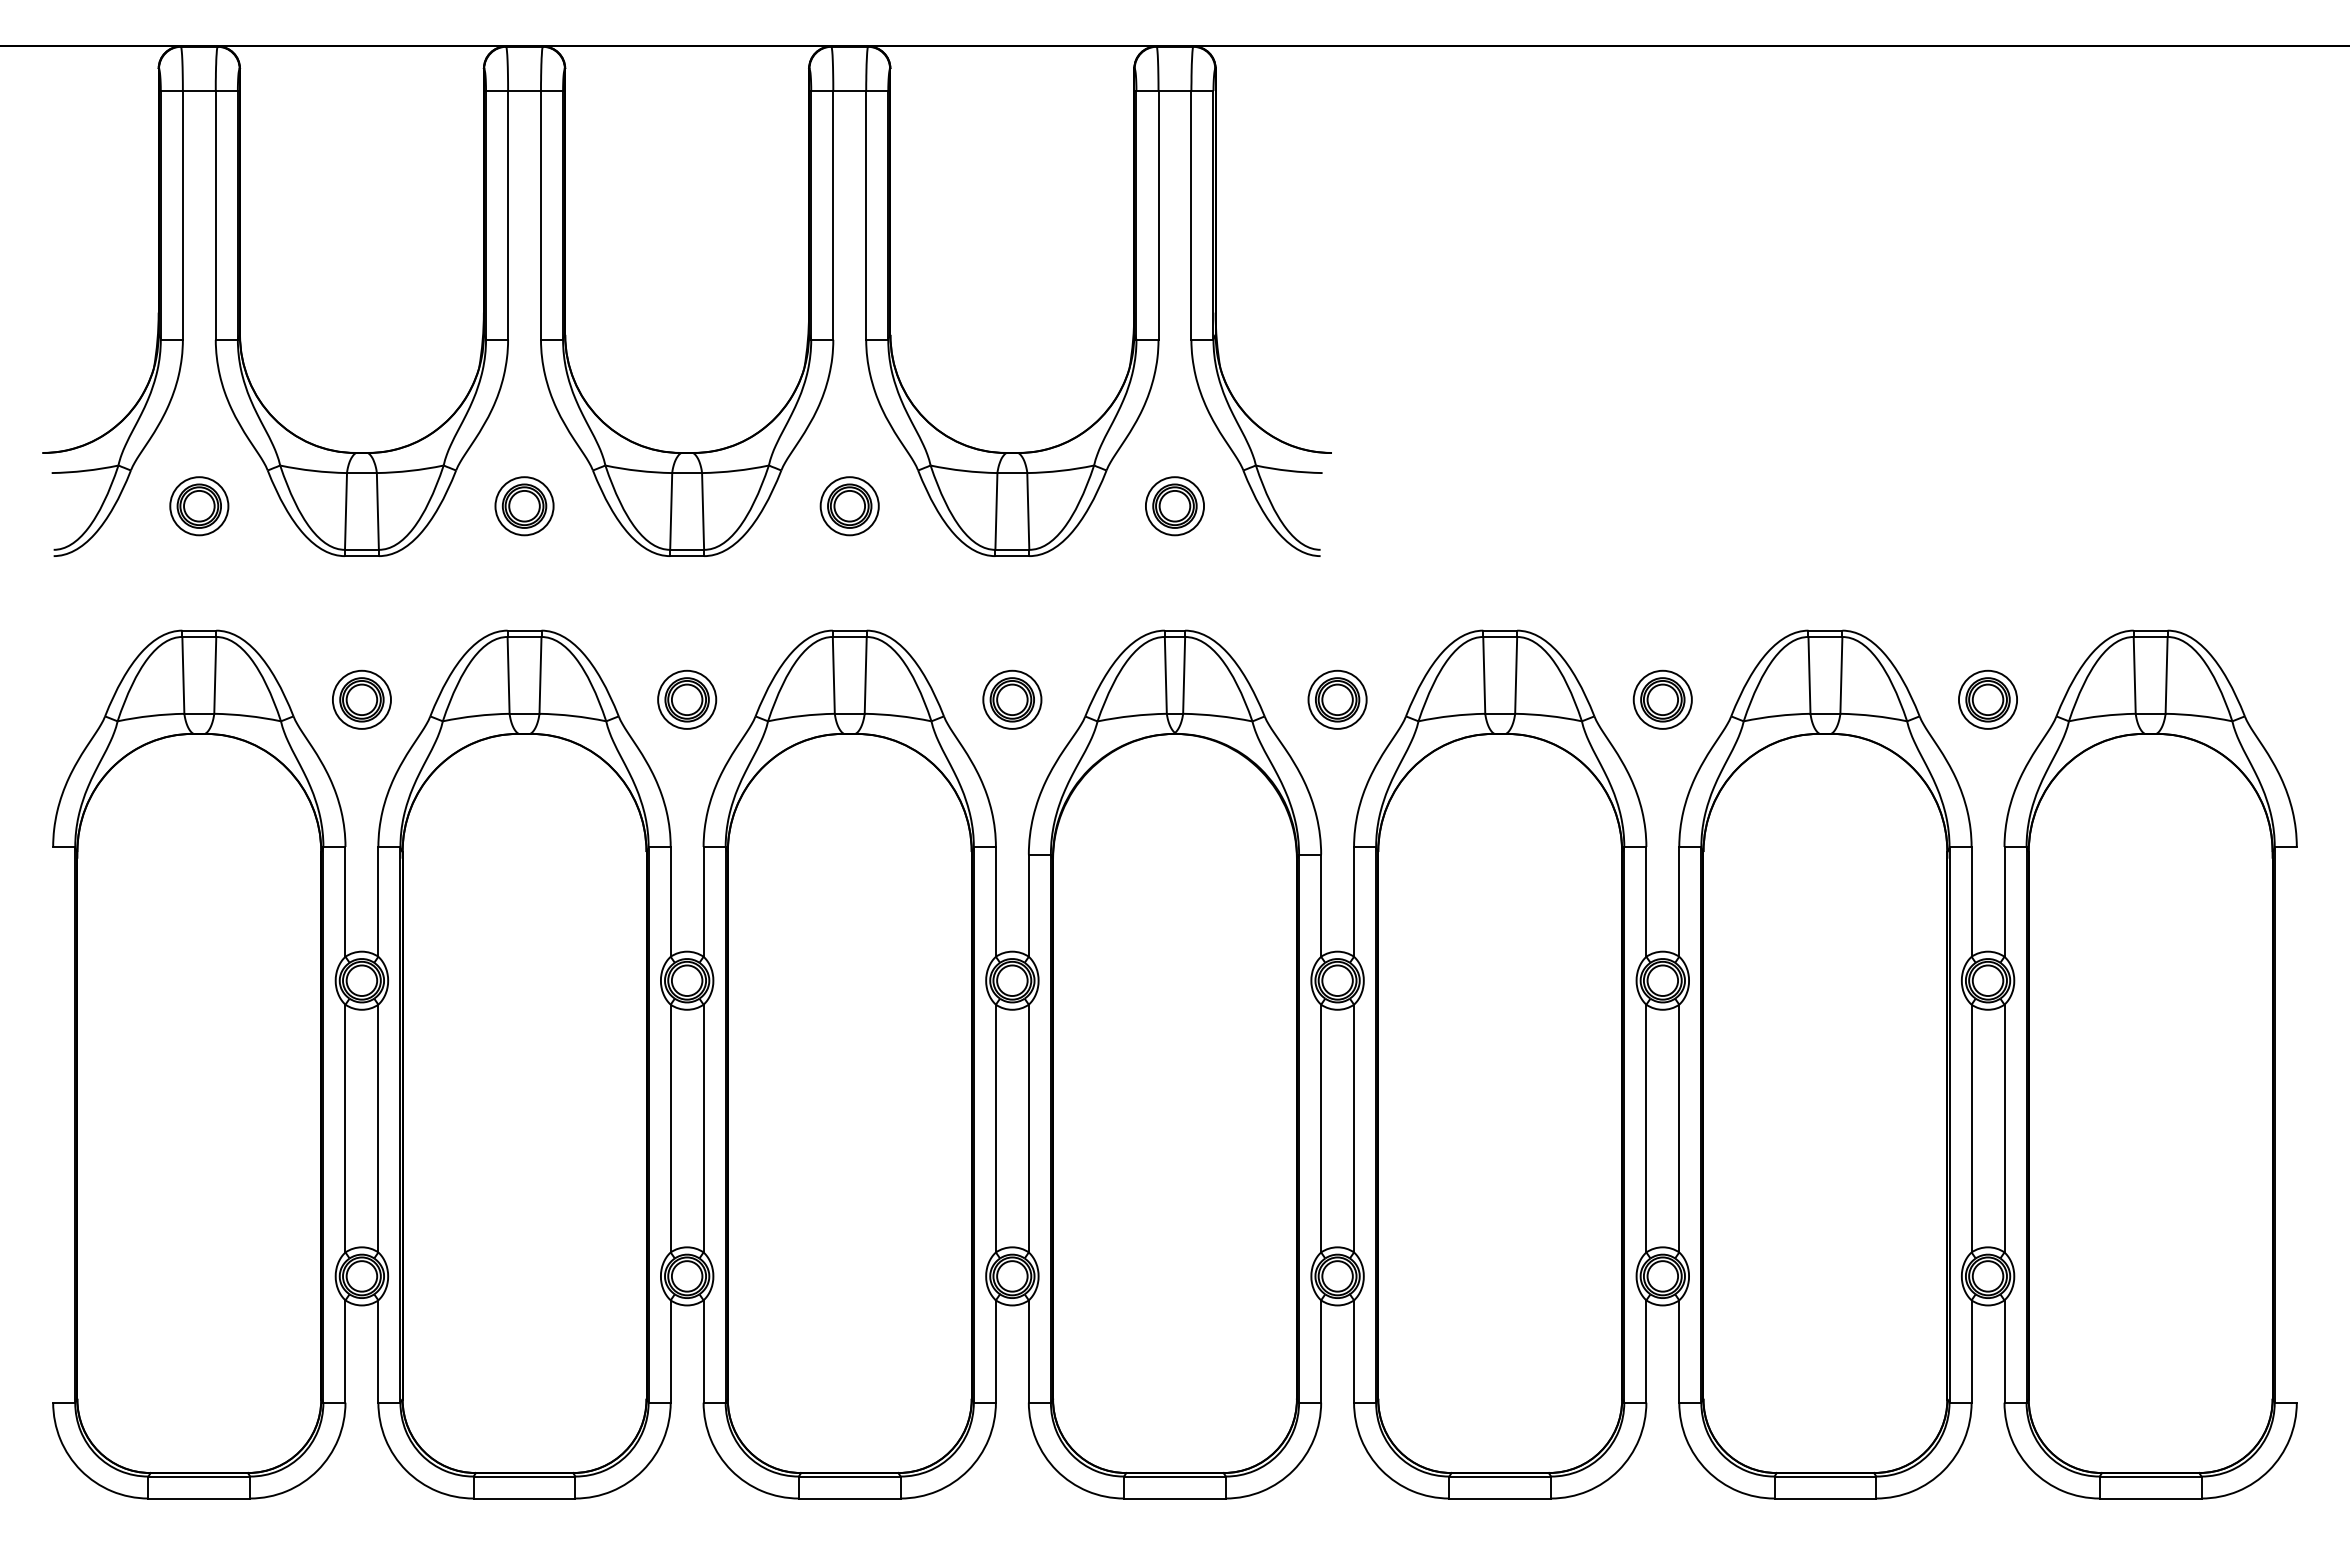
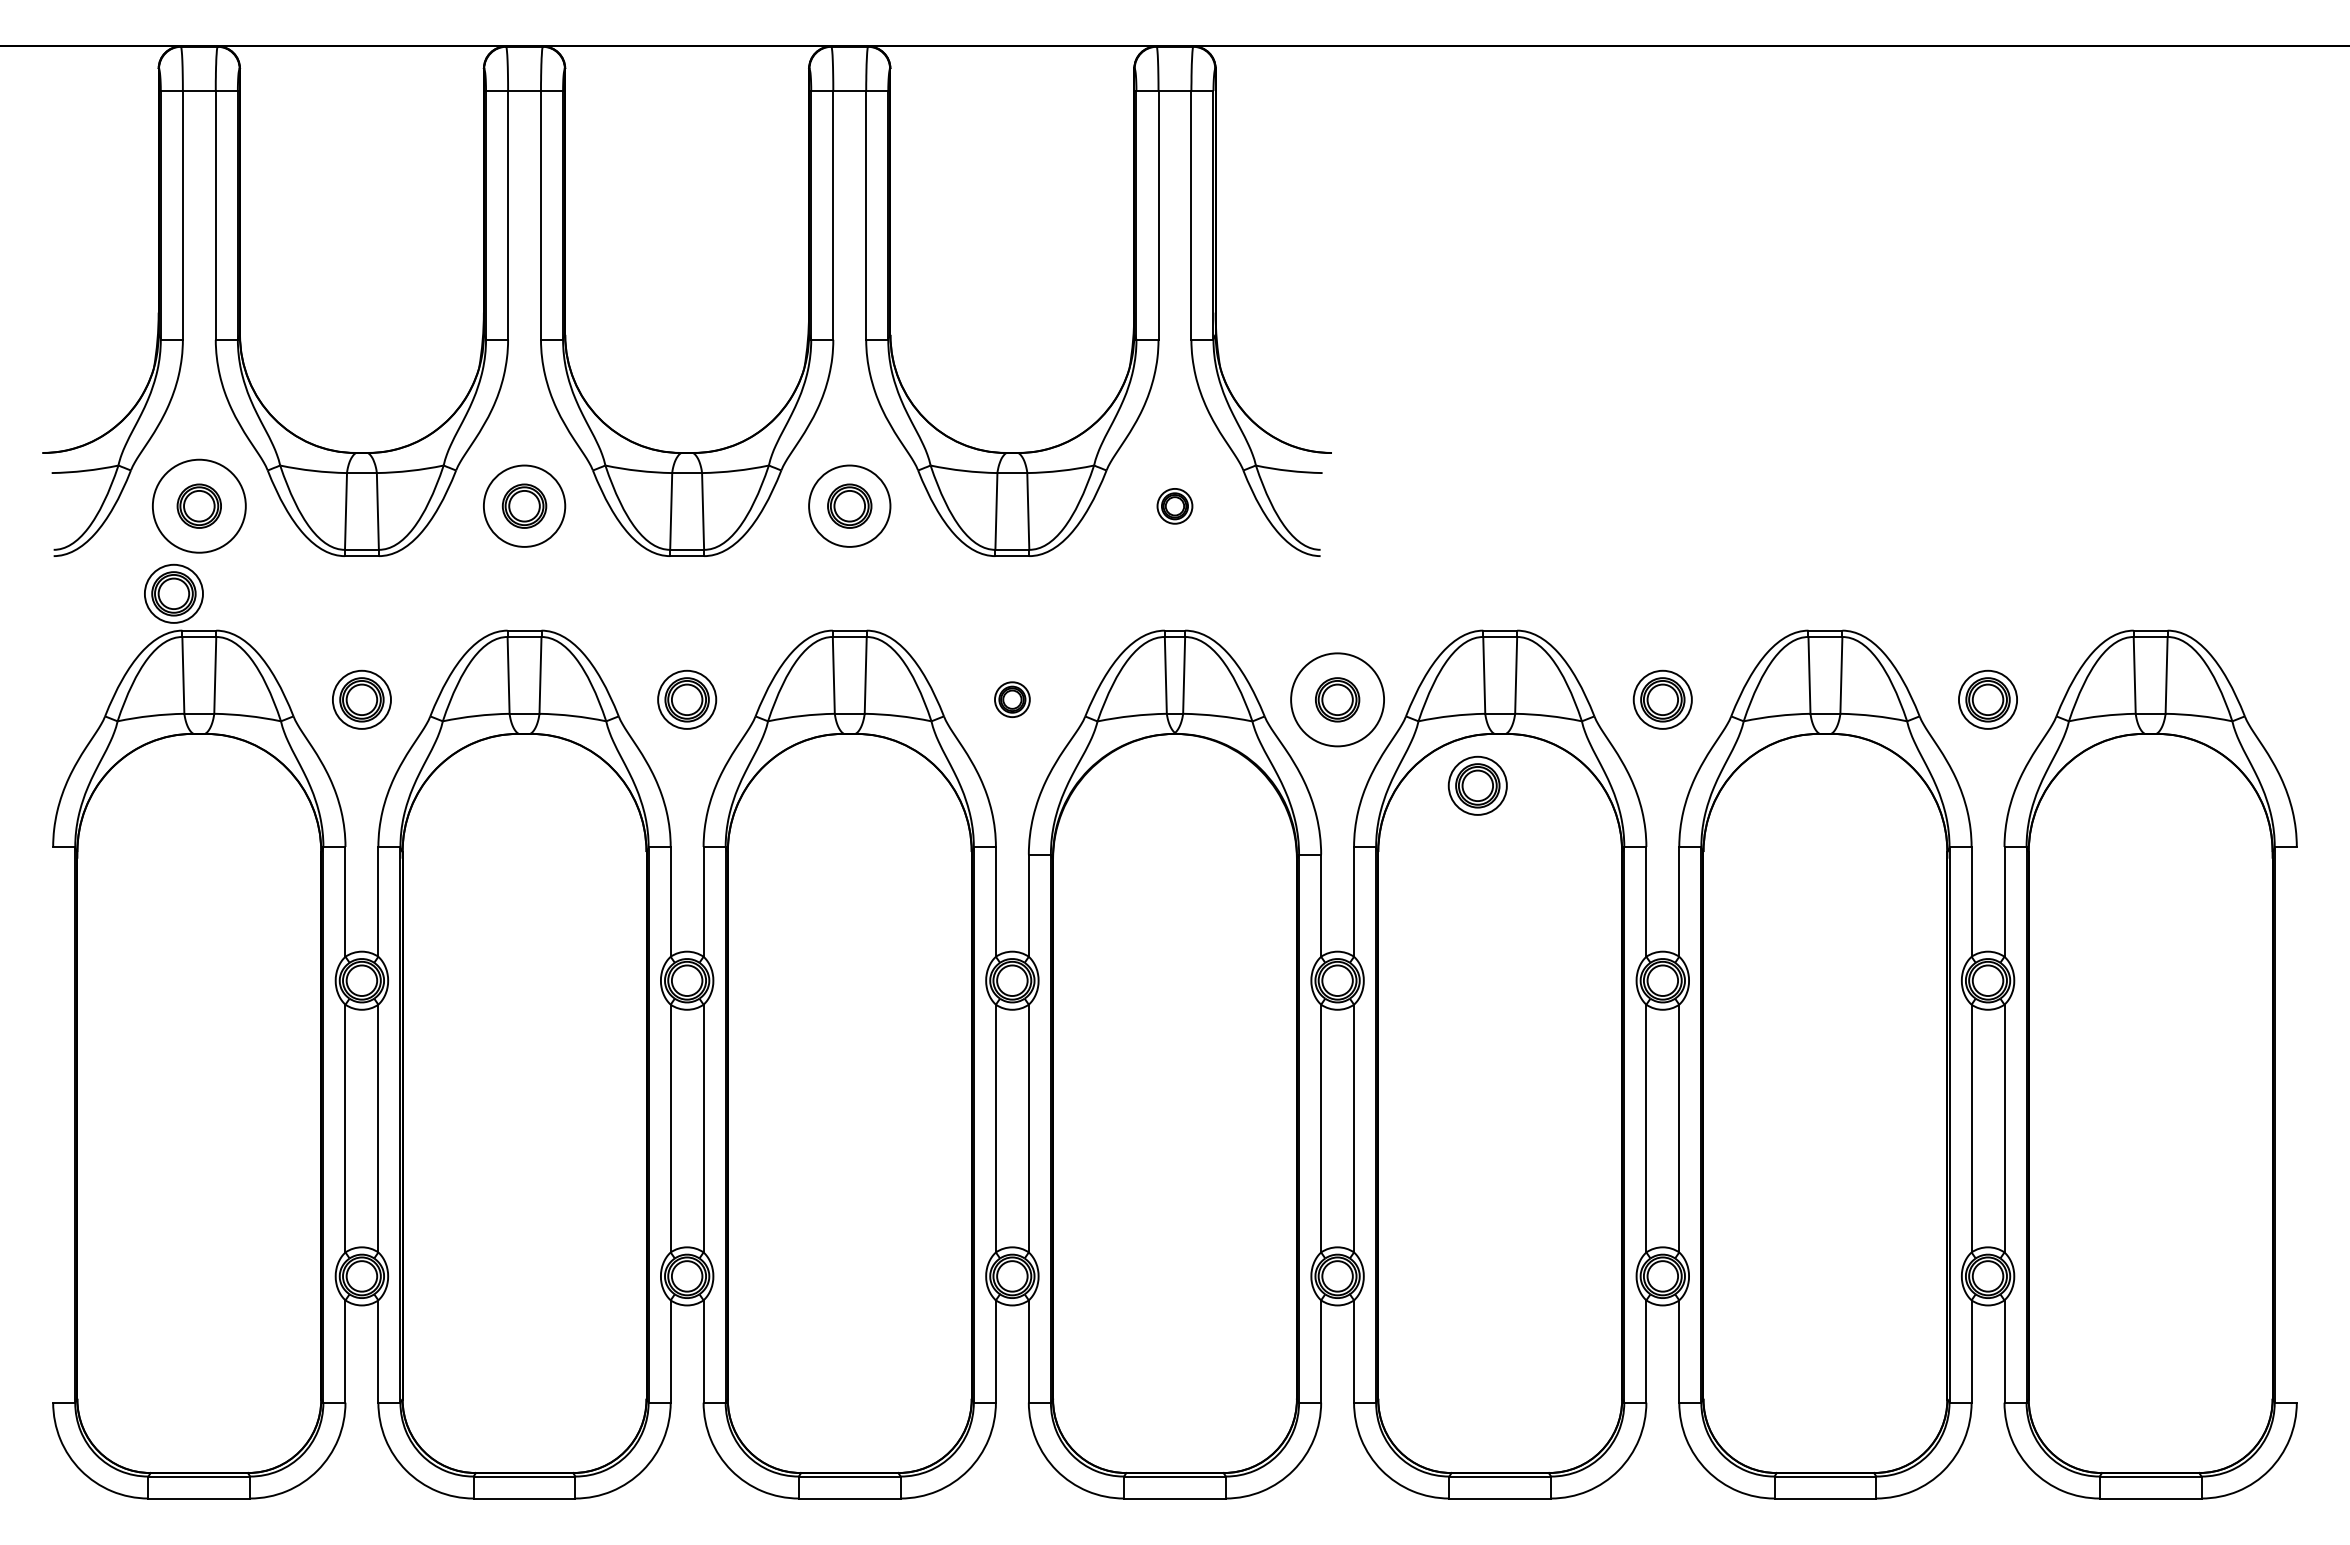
circle diameter: 58 px -> 93 px (198, 505)
circle diameter: 58 px -> 81 px (524, 505)
circle diameter: 58 px -> 81 px (849, 505)
part size: 60x61 px -> 38x37 px (1174, 506)
part: none -> present (173, 593)
part size: 61x61 px -> 37x37 px (1012, 699)
circle diameter: 58 px -> 93 px (1337, 699)
part: none -> present (1477, 785)
